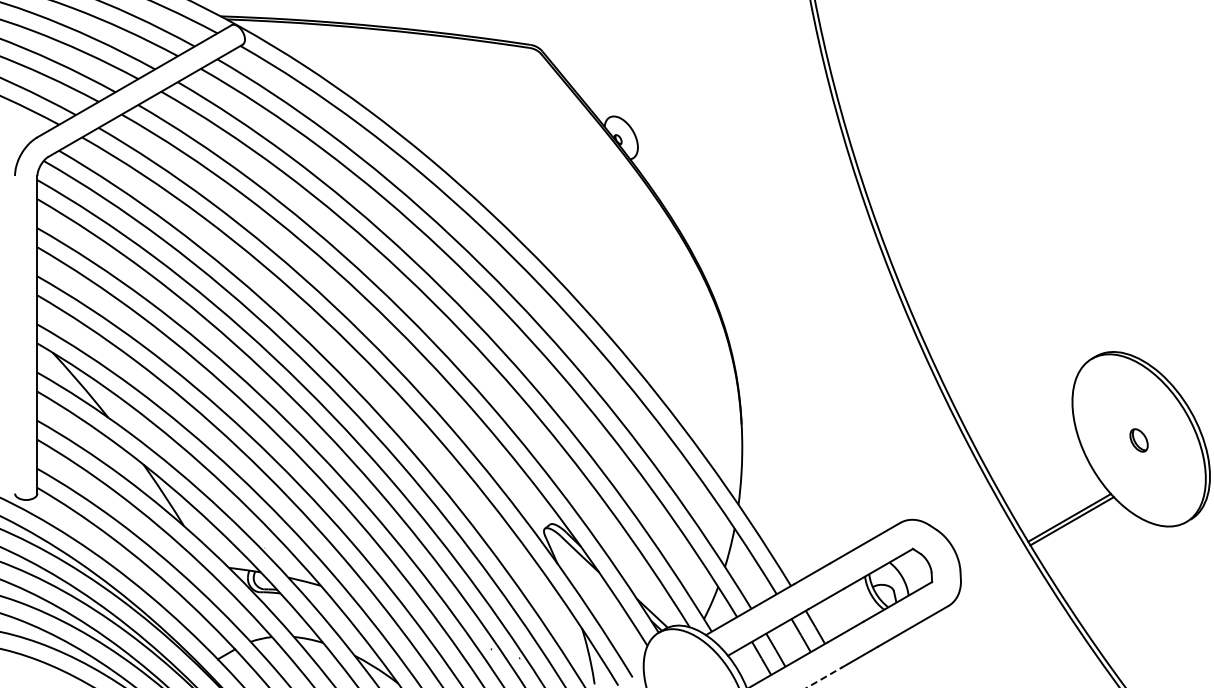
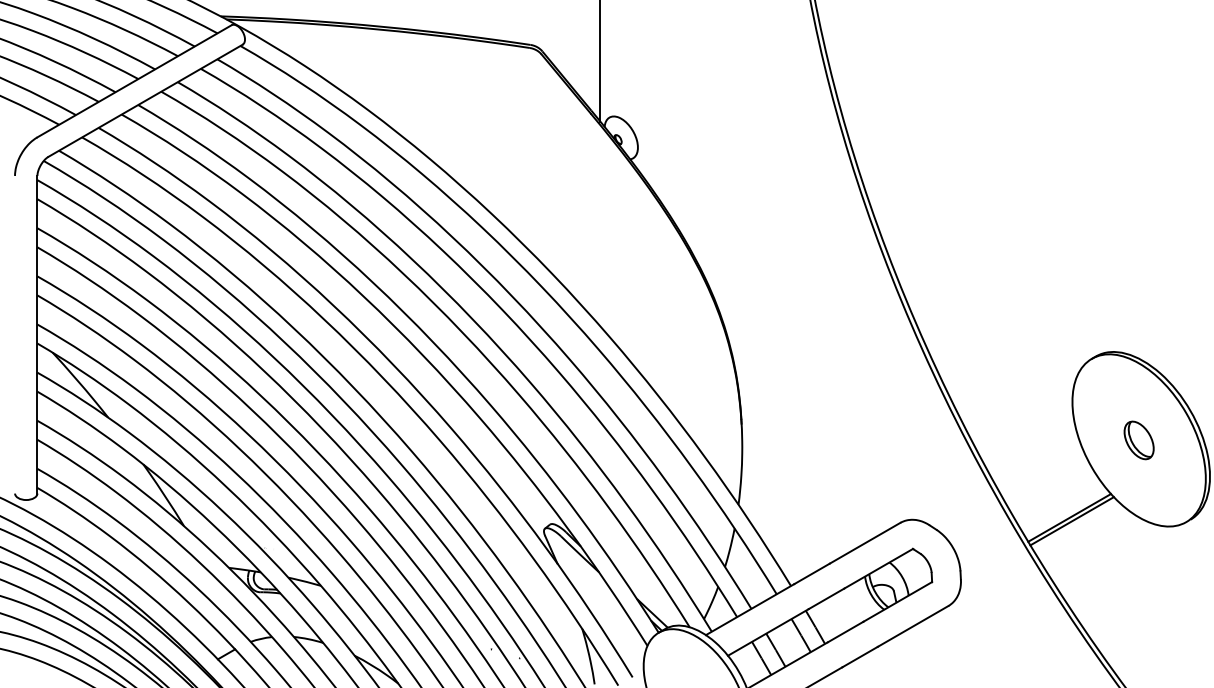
line: none -> present (600, 61)
part size: 20x25 px -> 32x41 px (1138, 440)
line: dashed -> solid (825, 677)
